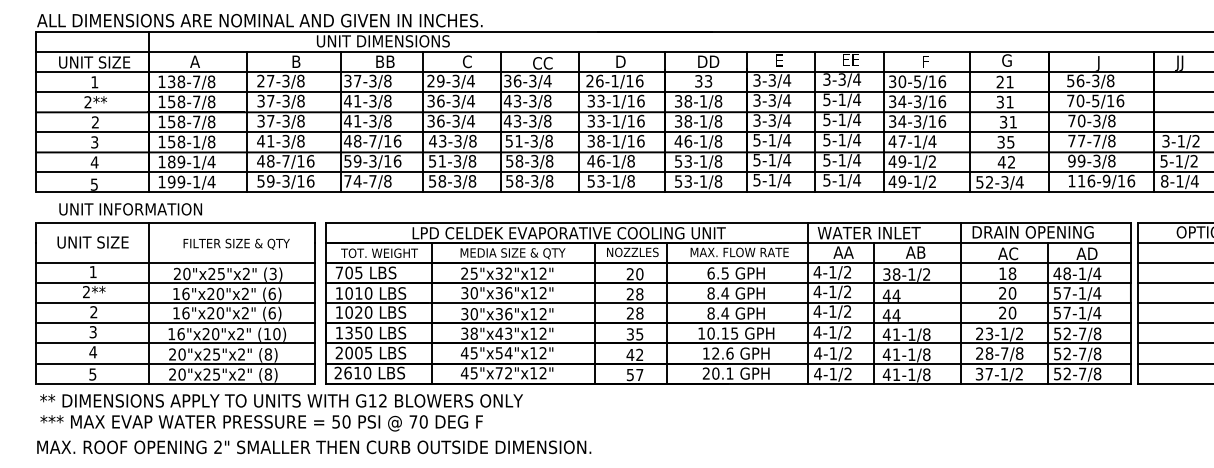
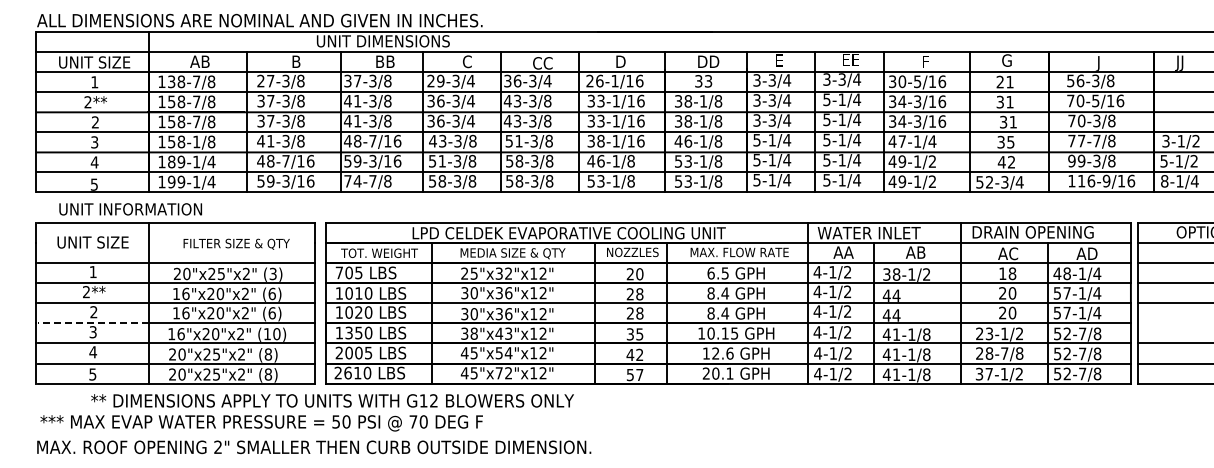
text: A -> AB (205, 61)
line: solid -> dashed (93, 323)
line: present -> none (1173, 323)
text position: (281, 400) -> (332, 400) (332, 400)
